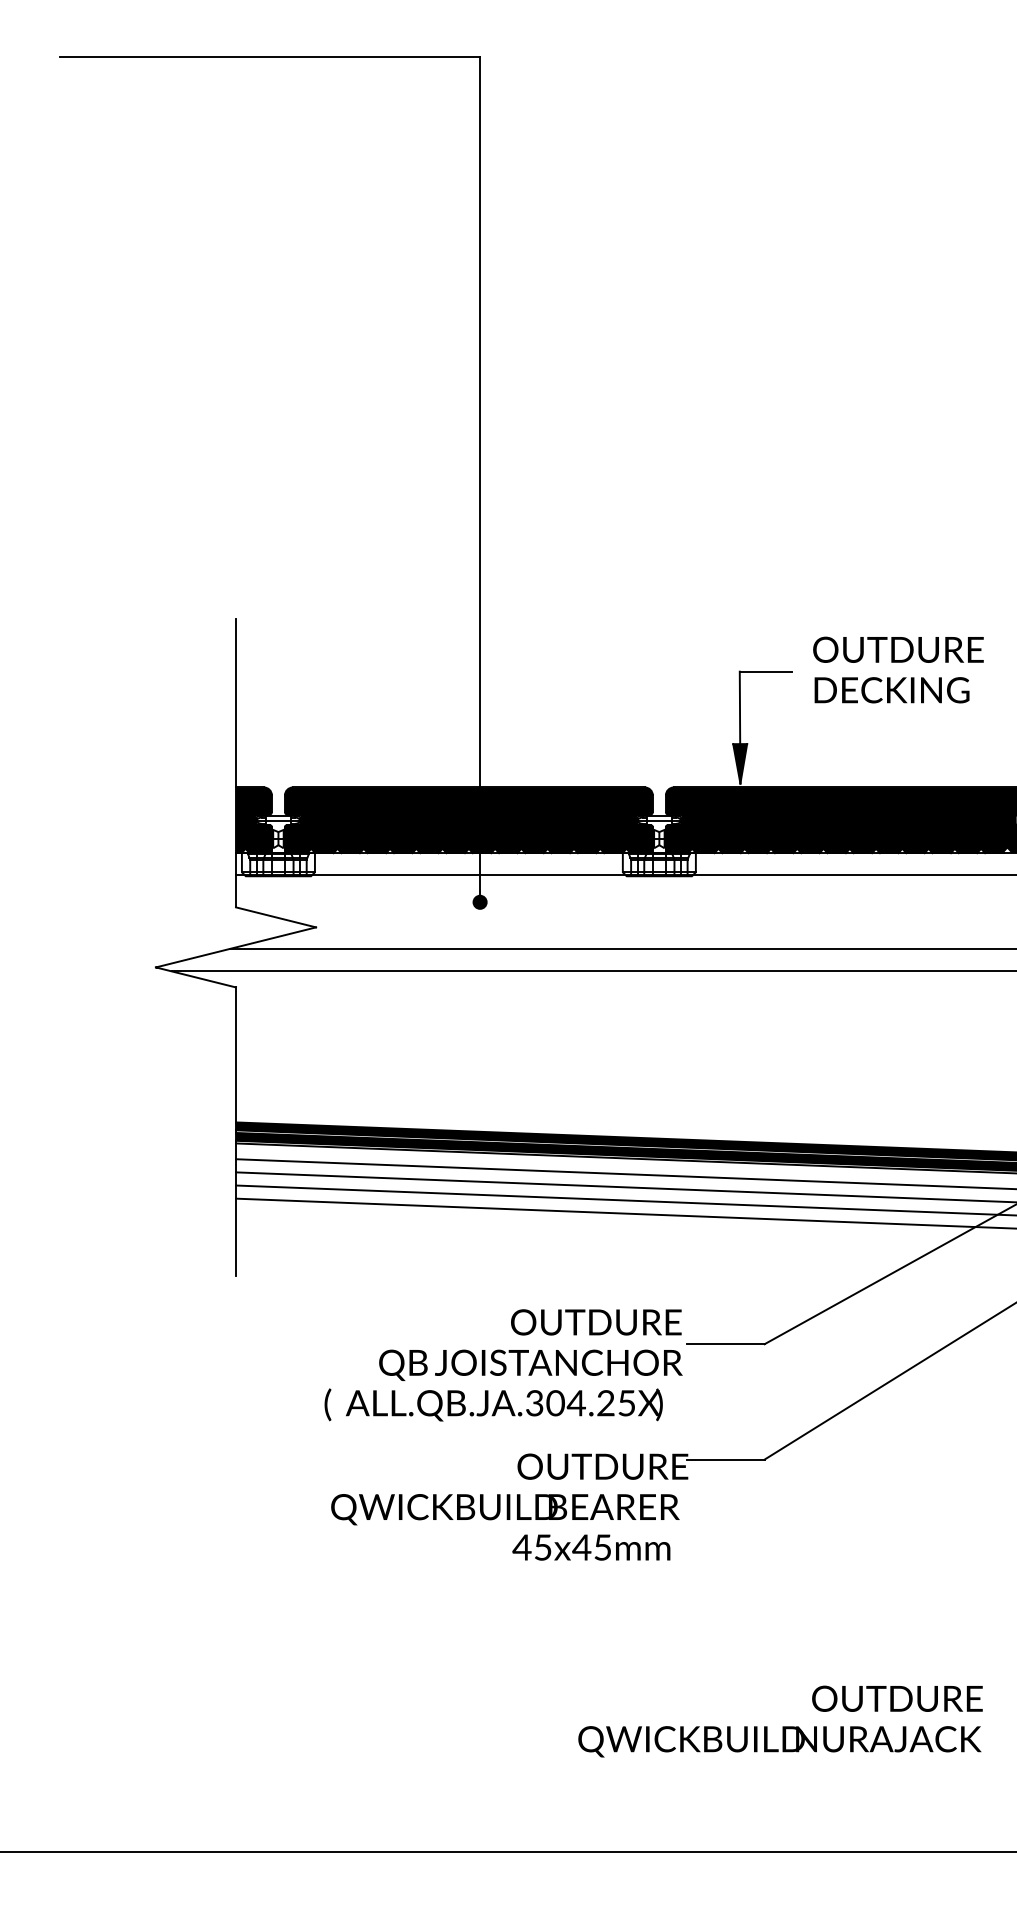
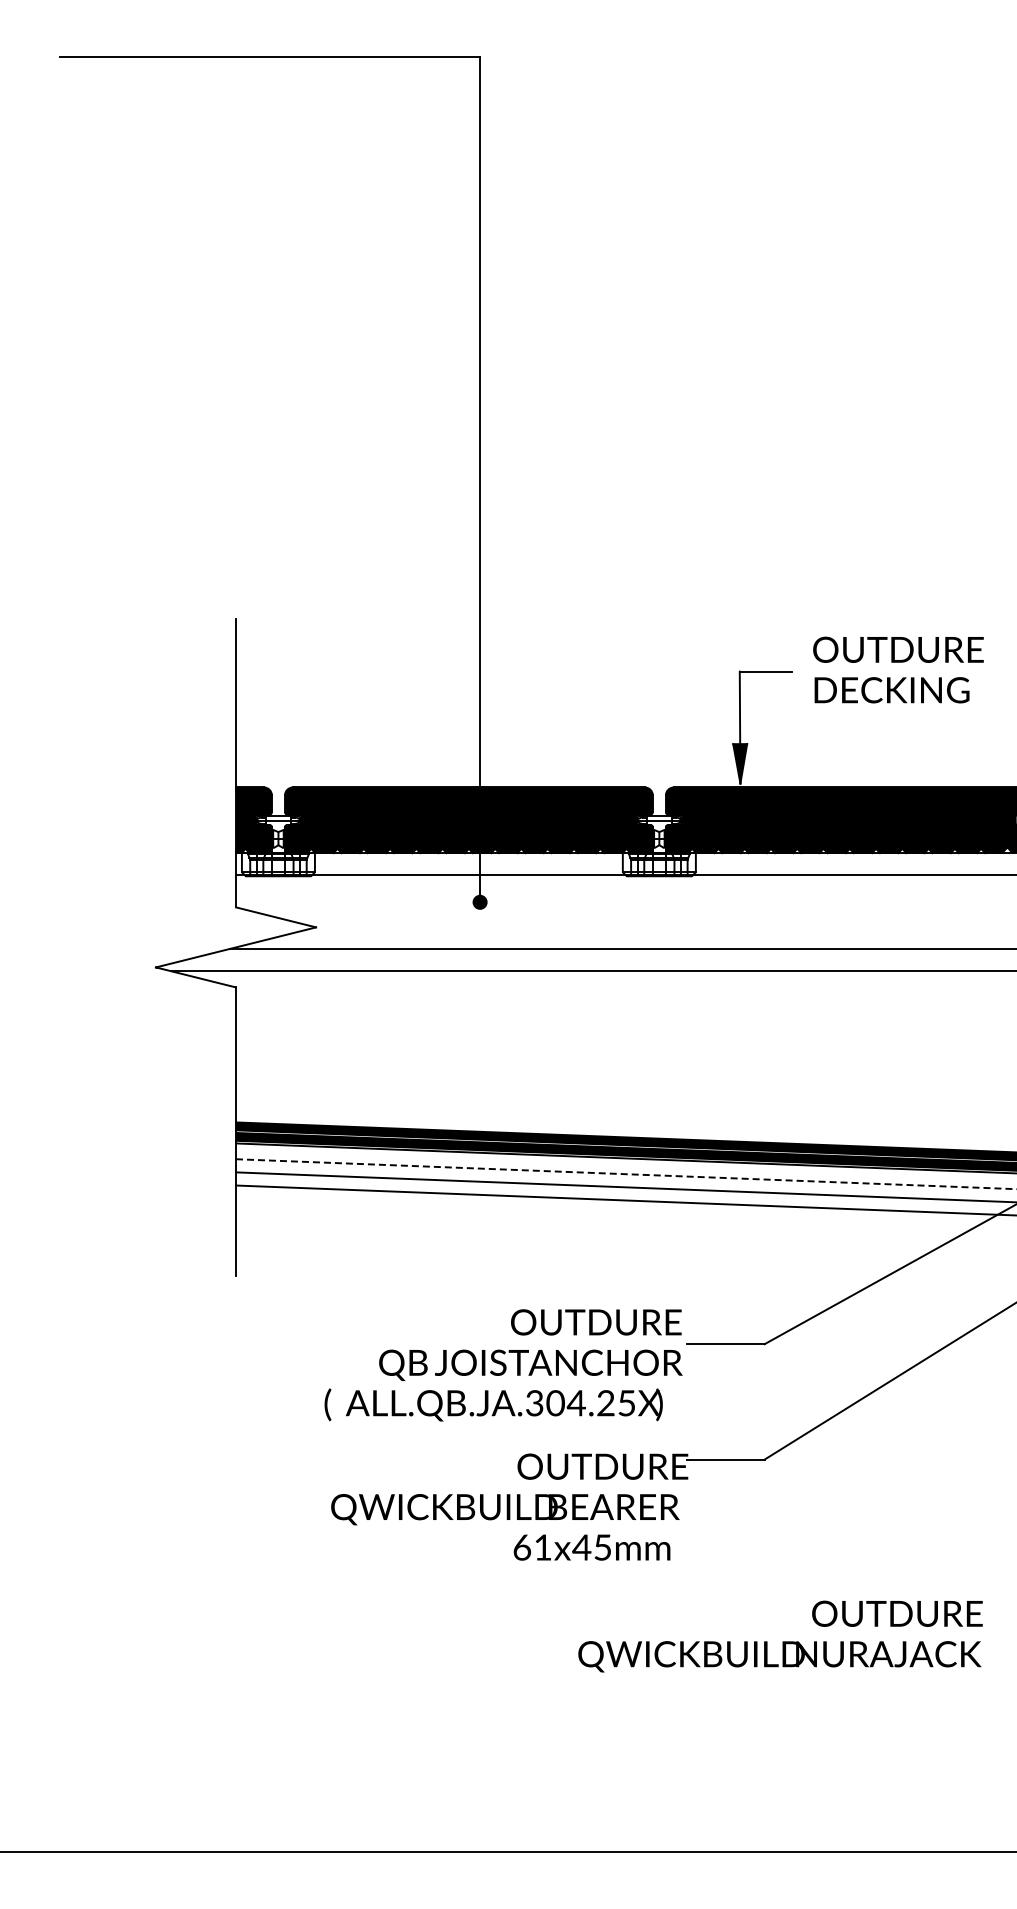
line: solid -> dashed (626, 1174)
line: present -> none (624, 1213)
text: 45x45mm -> 61x45mm (531, 1547)
text position: (780, 1721) -> (780, 1636) (780, 1636)
